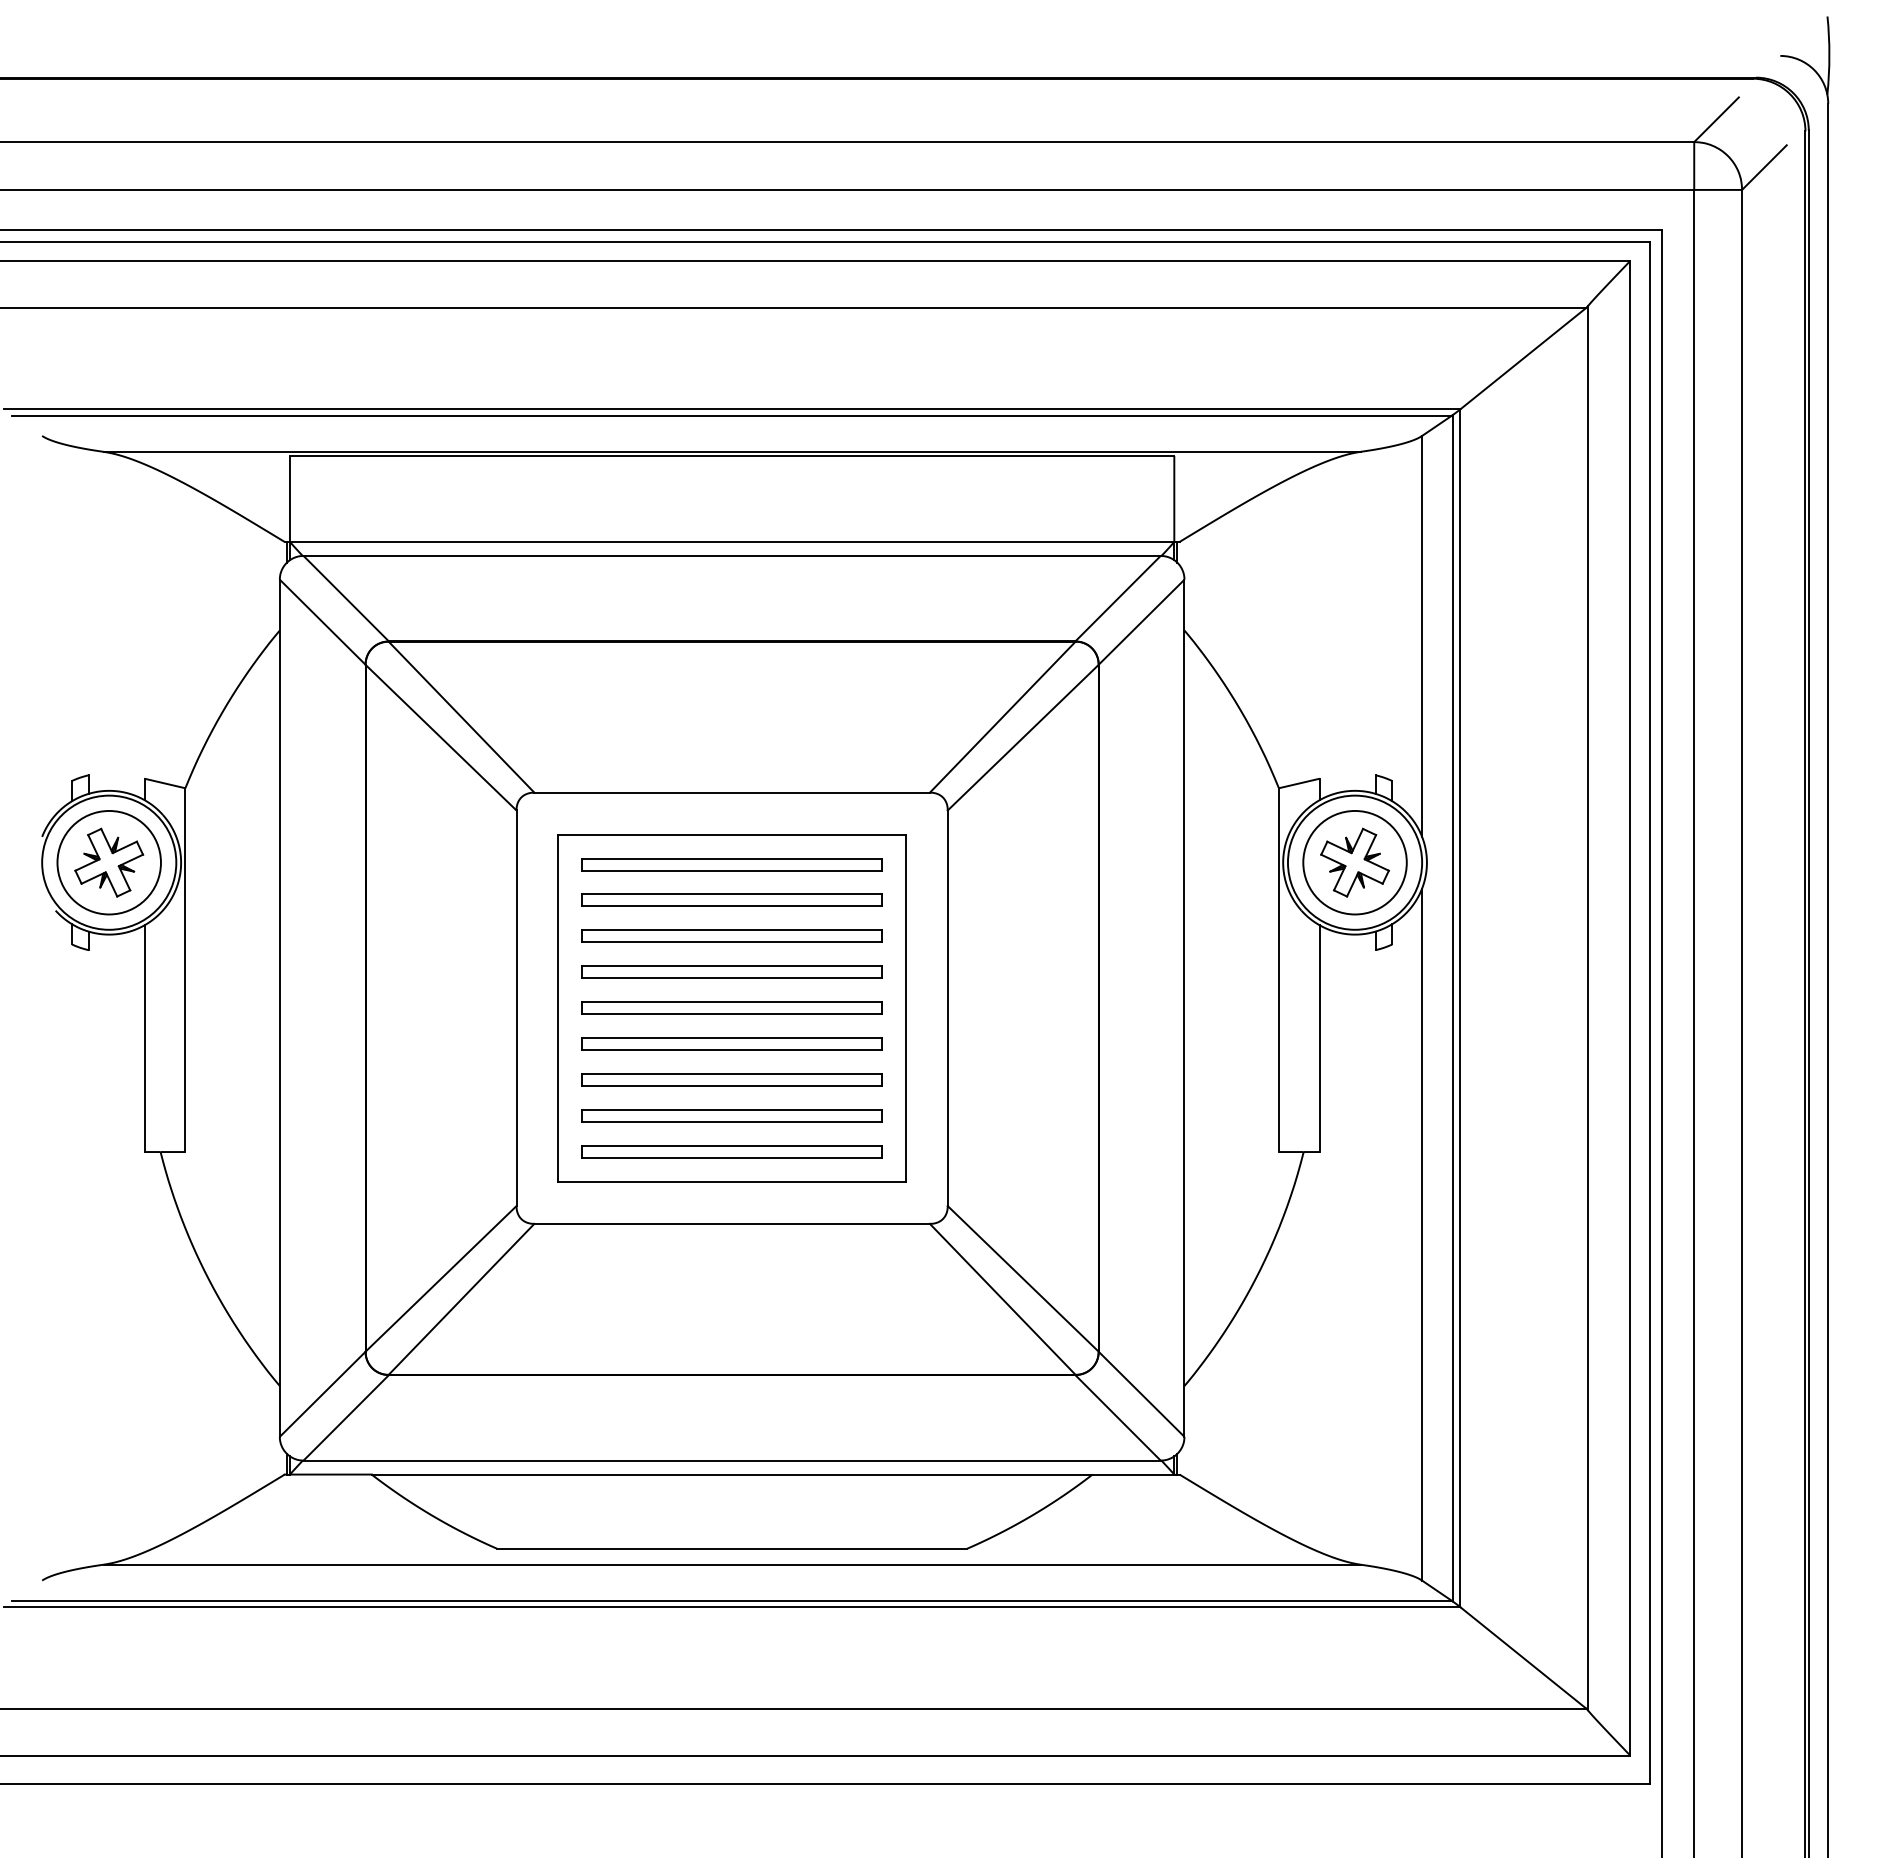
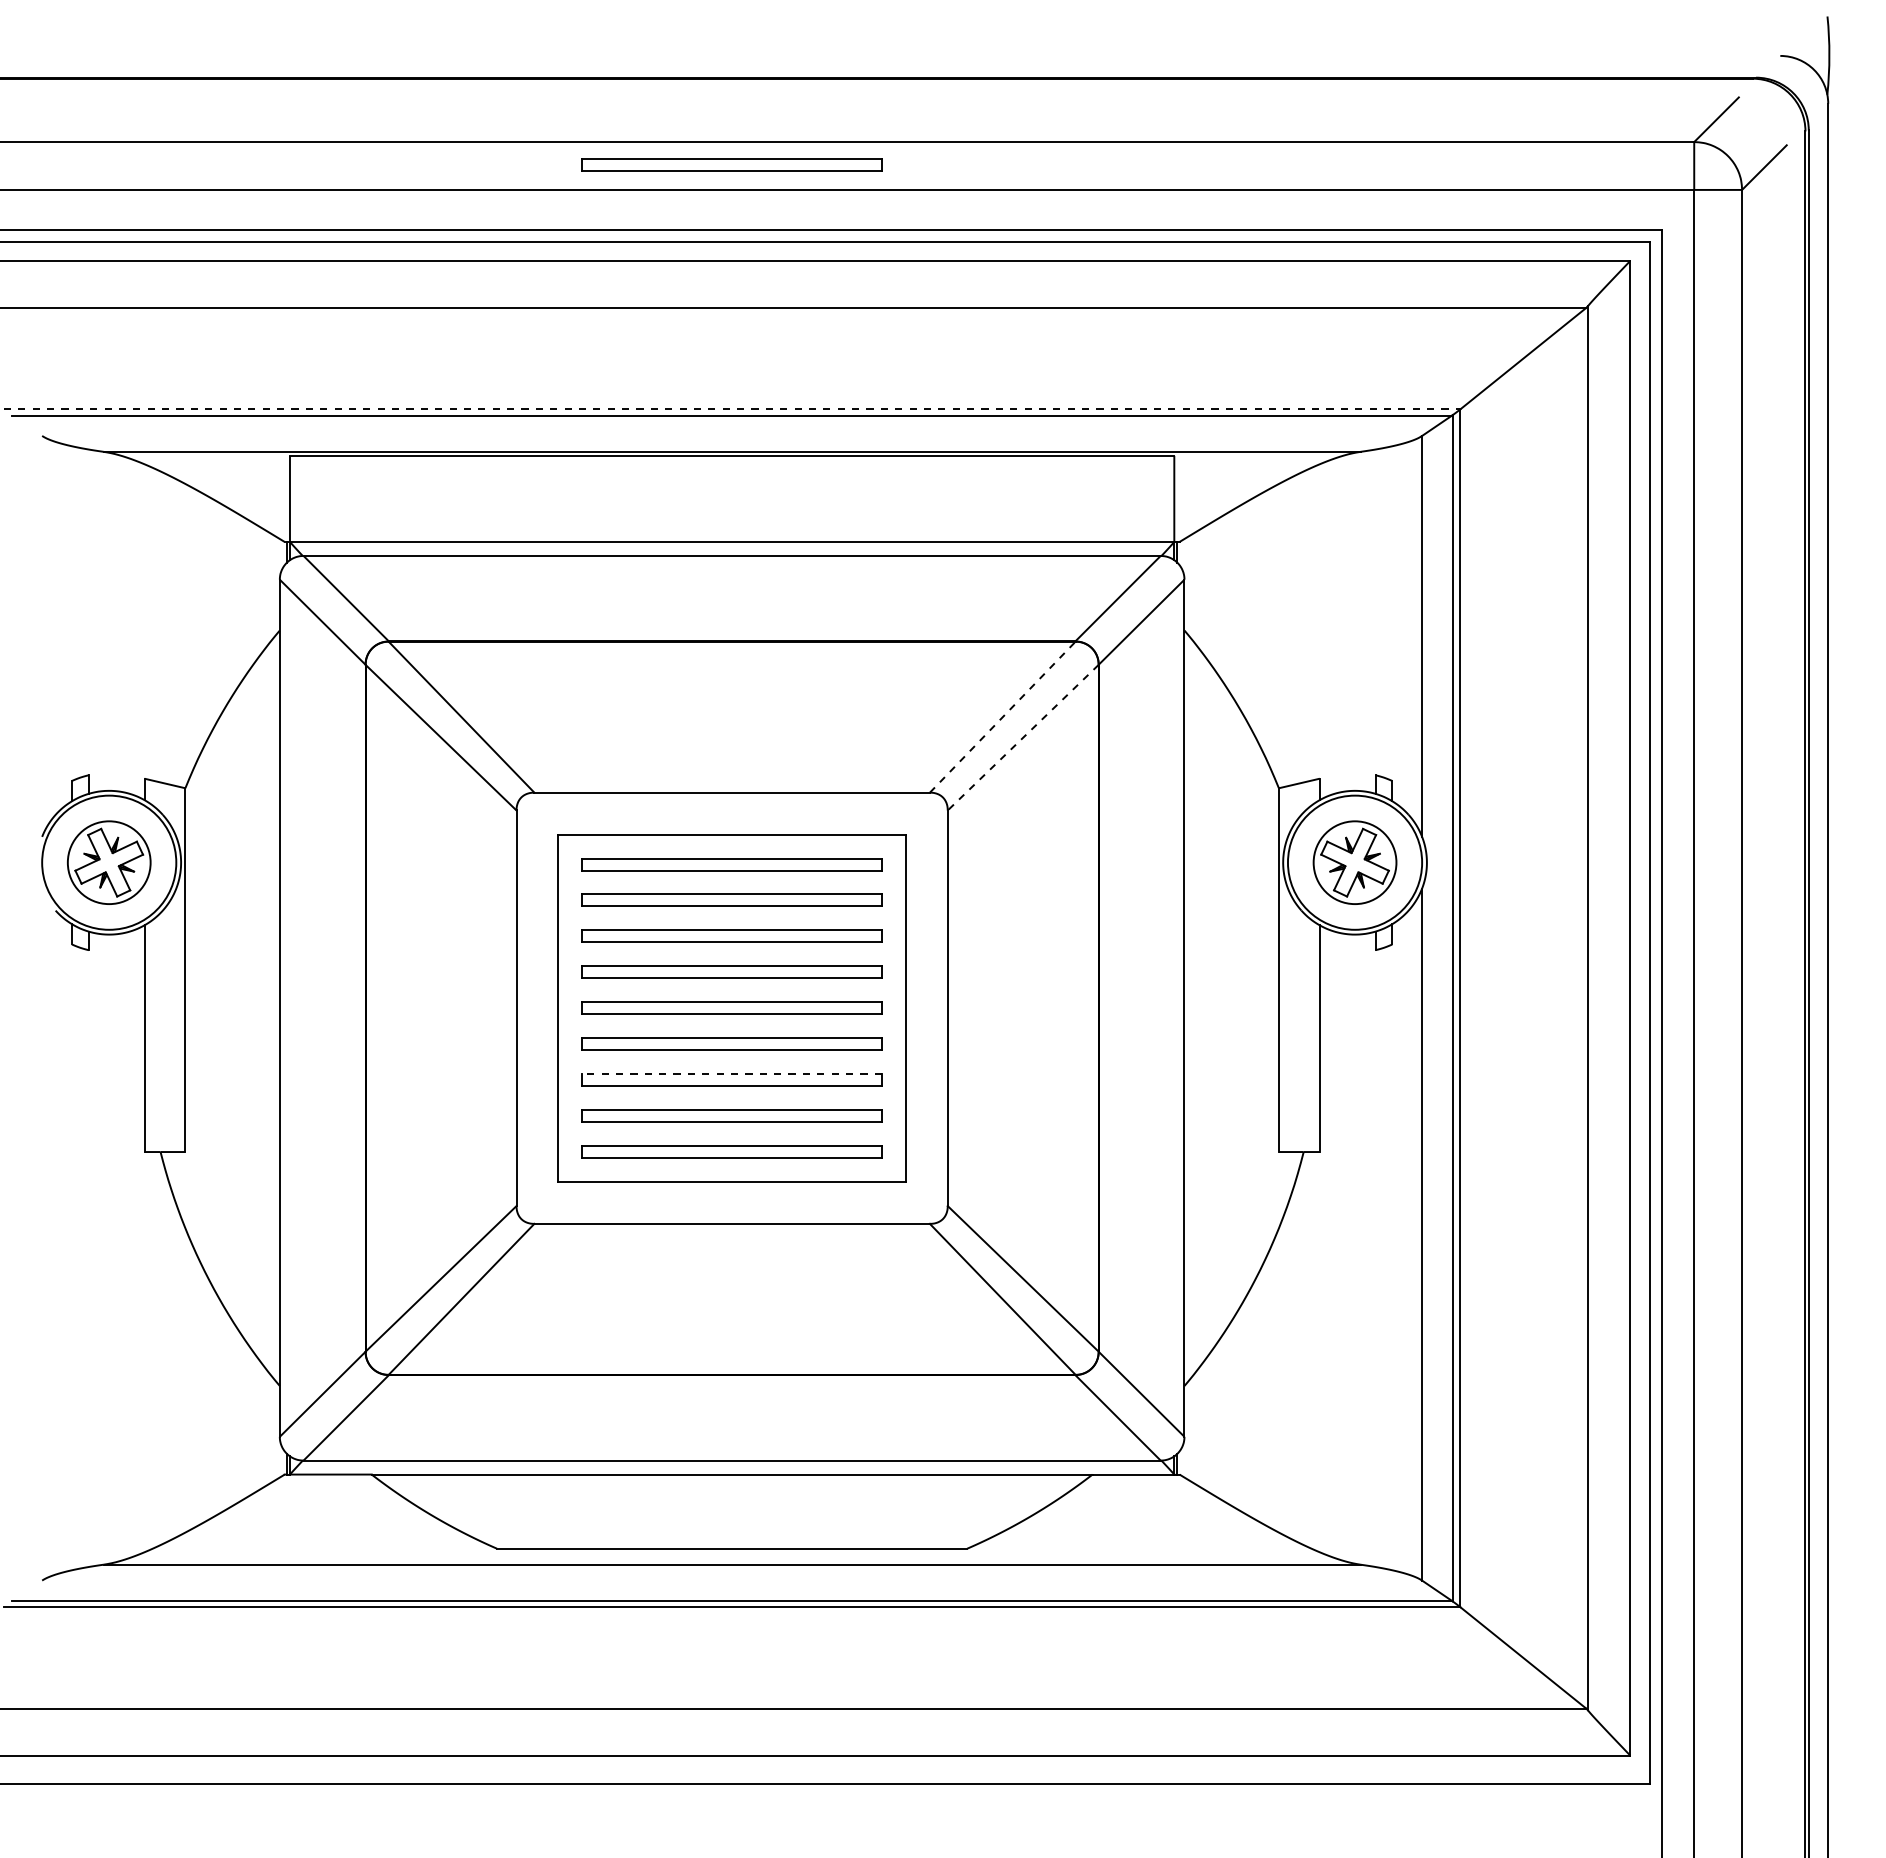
part: none -> present (731, 164)
line: solid -> dashed (732, 409)
line: solid -> dashed (1002, 717)
line: solid -> dashed (1023, 737)
circle diameter: 103 px -> 83 px (108, 862)
circle diameter: 103 px -> 83 px (1354, 862)
line: solid -> dashed (732, 1074)
